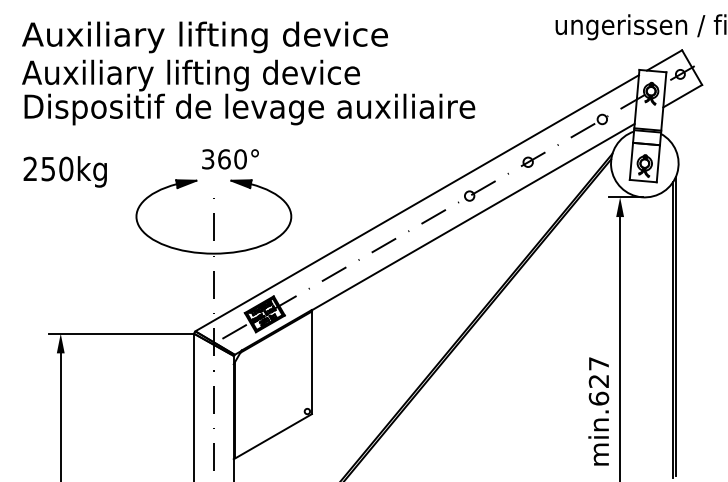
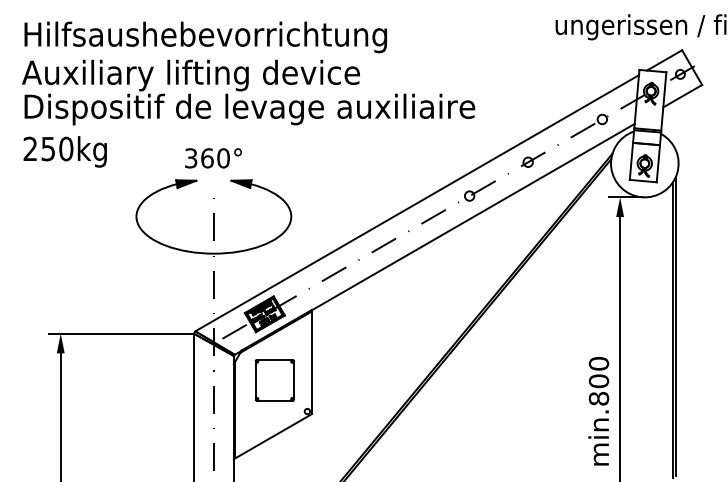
text: Auxiliary lifting device -> Hilfsaushebevorrichtung (204, 37)
text position: (230, 159) -> (213, 158) (213, 158)
text position: (64, 171) -> (64, 151) (64, 151)
part: none -> present (274, 380)
text: min.627 -> min.800 (598, 381)
